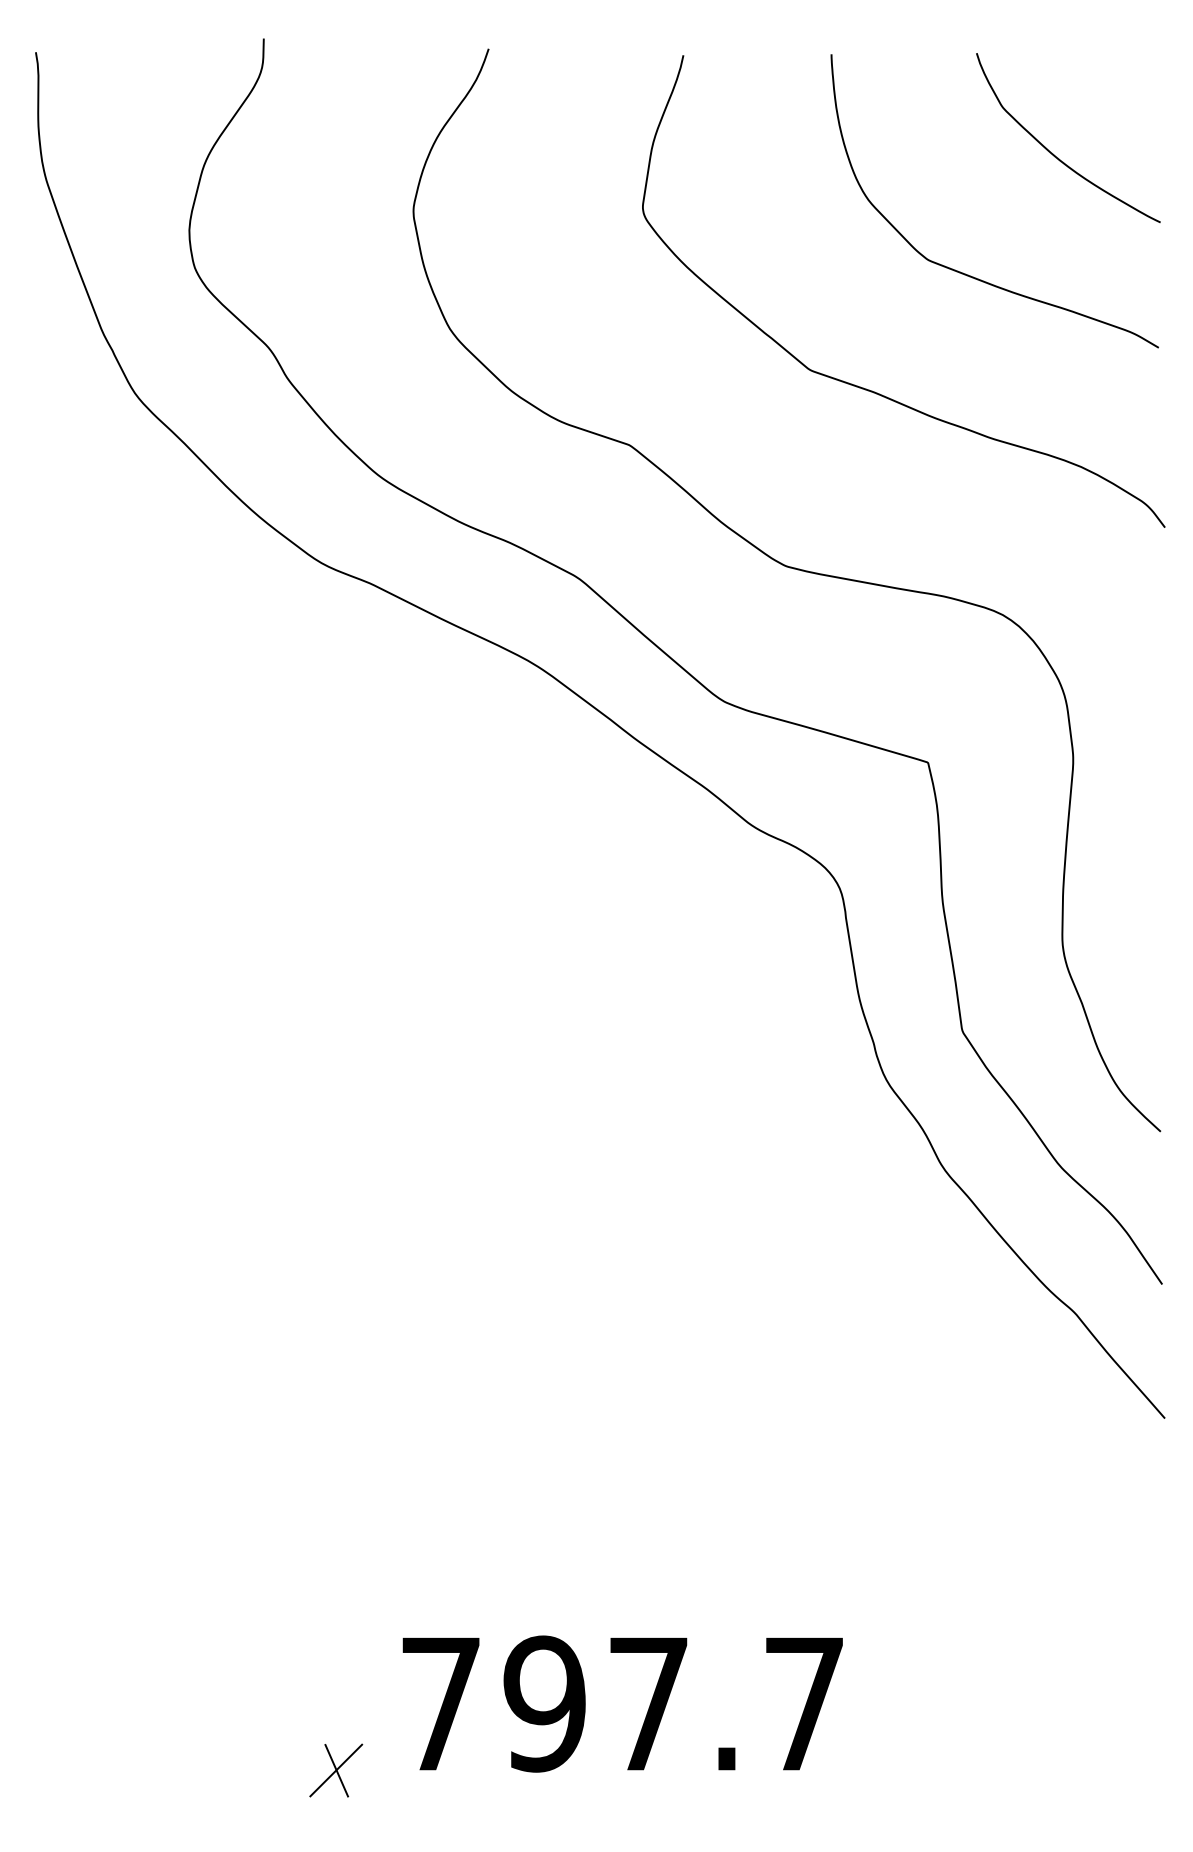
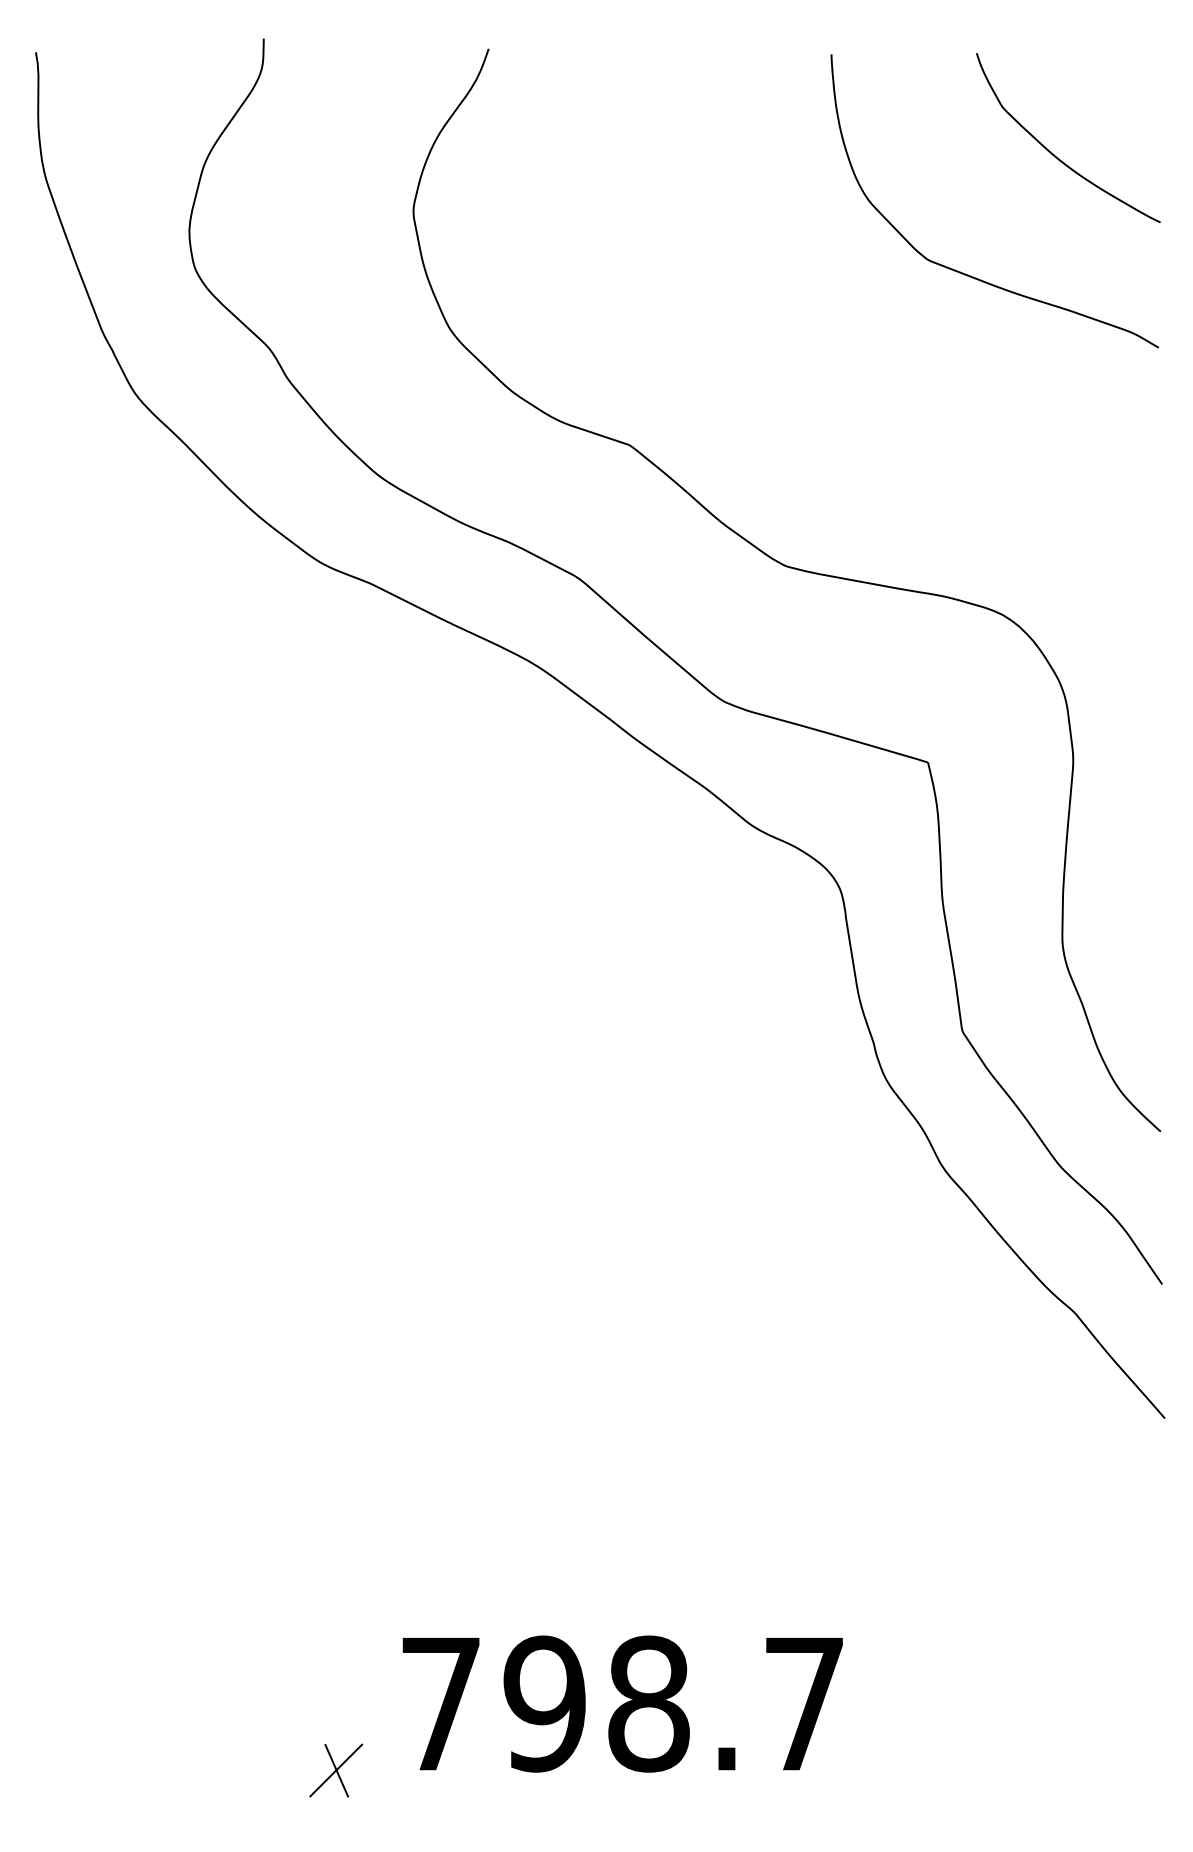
curve: present -> none (869, 389)
text: 797.7 -> 798.7 (648, 1703)
